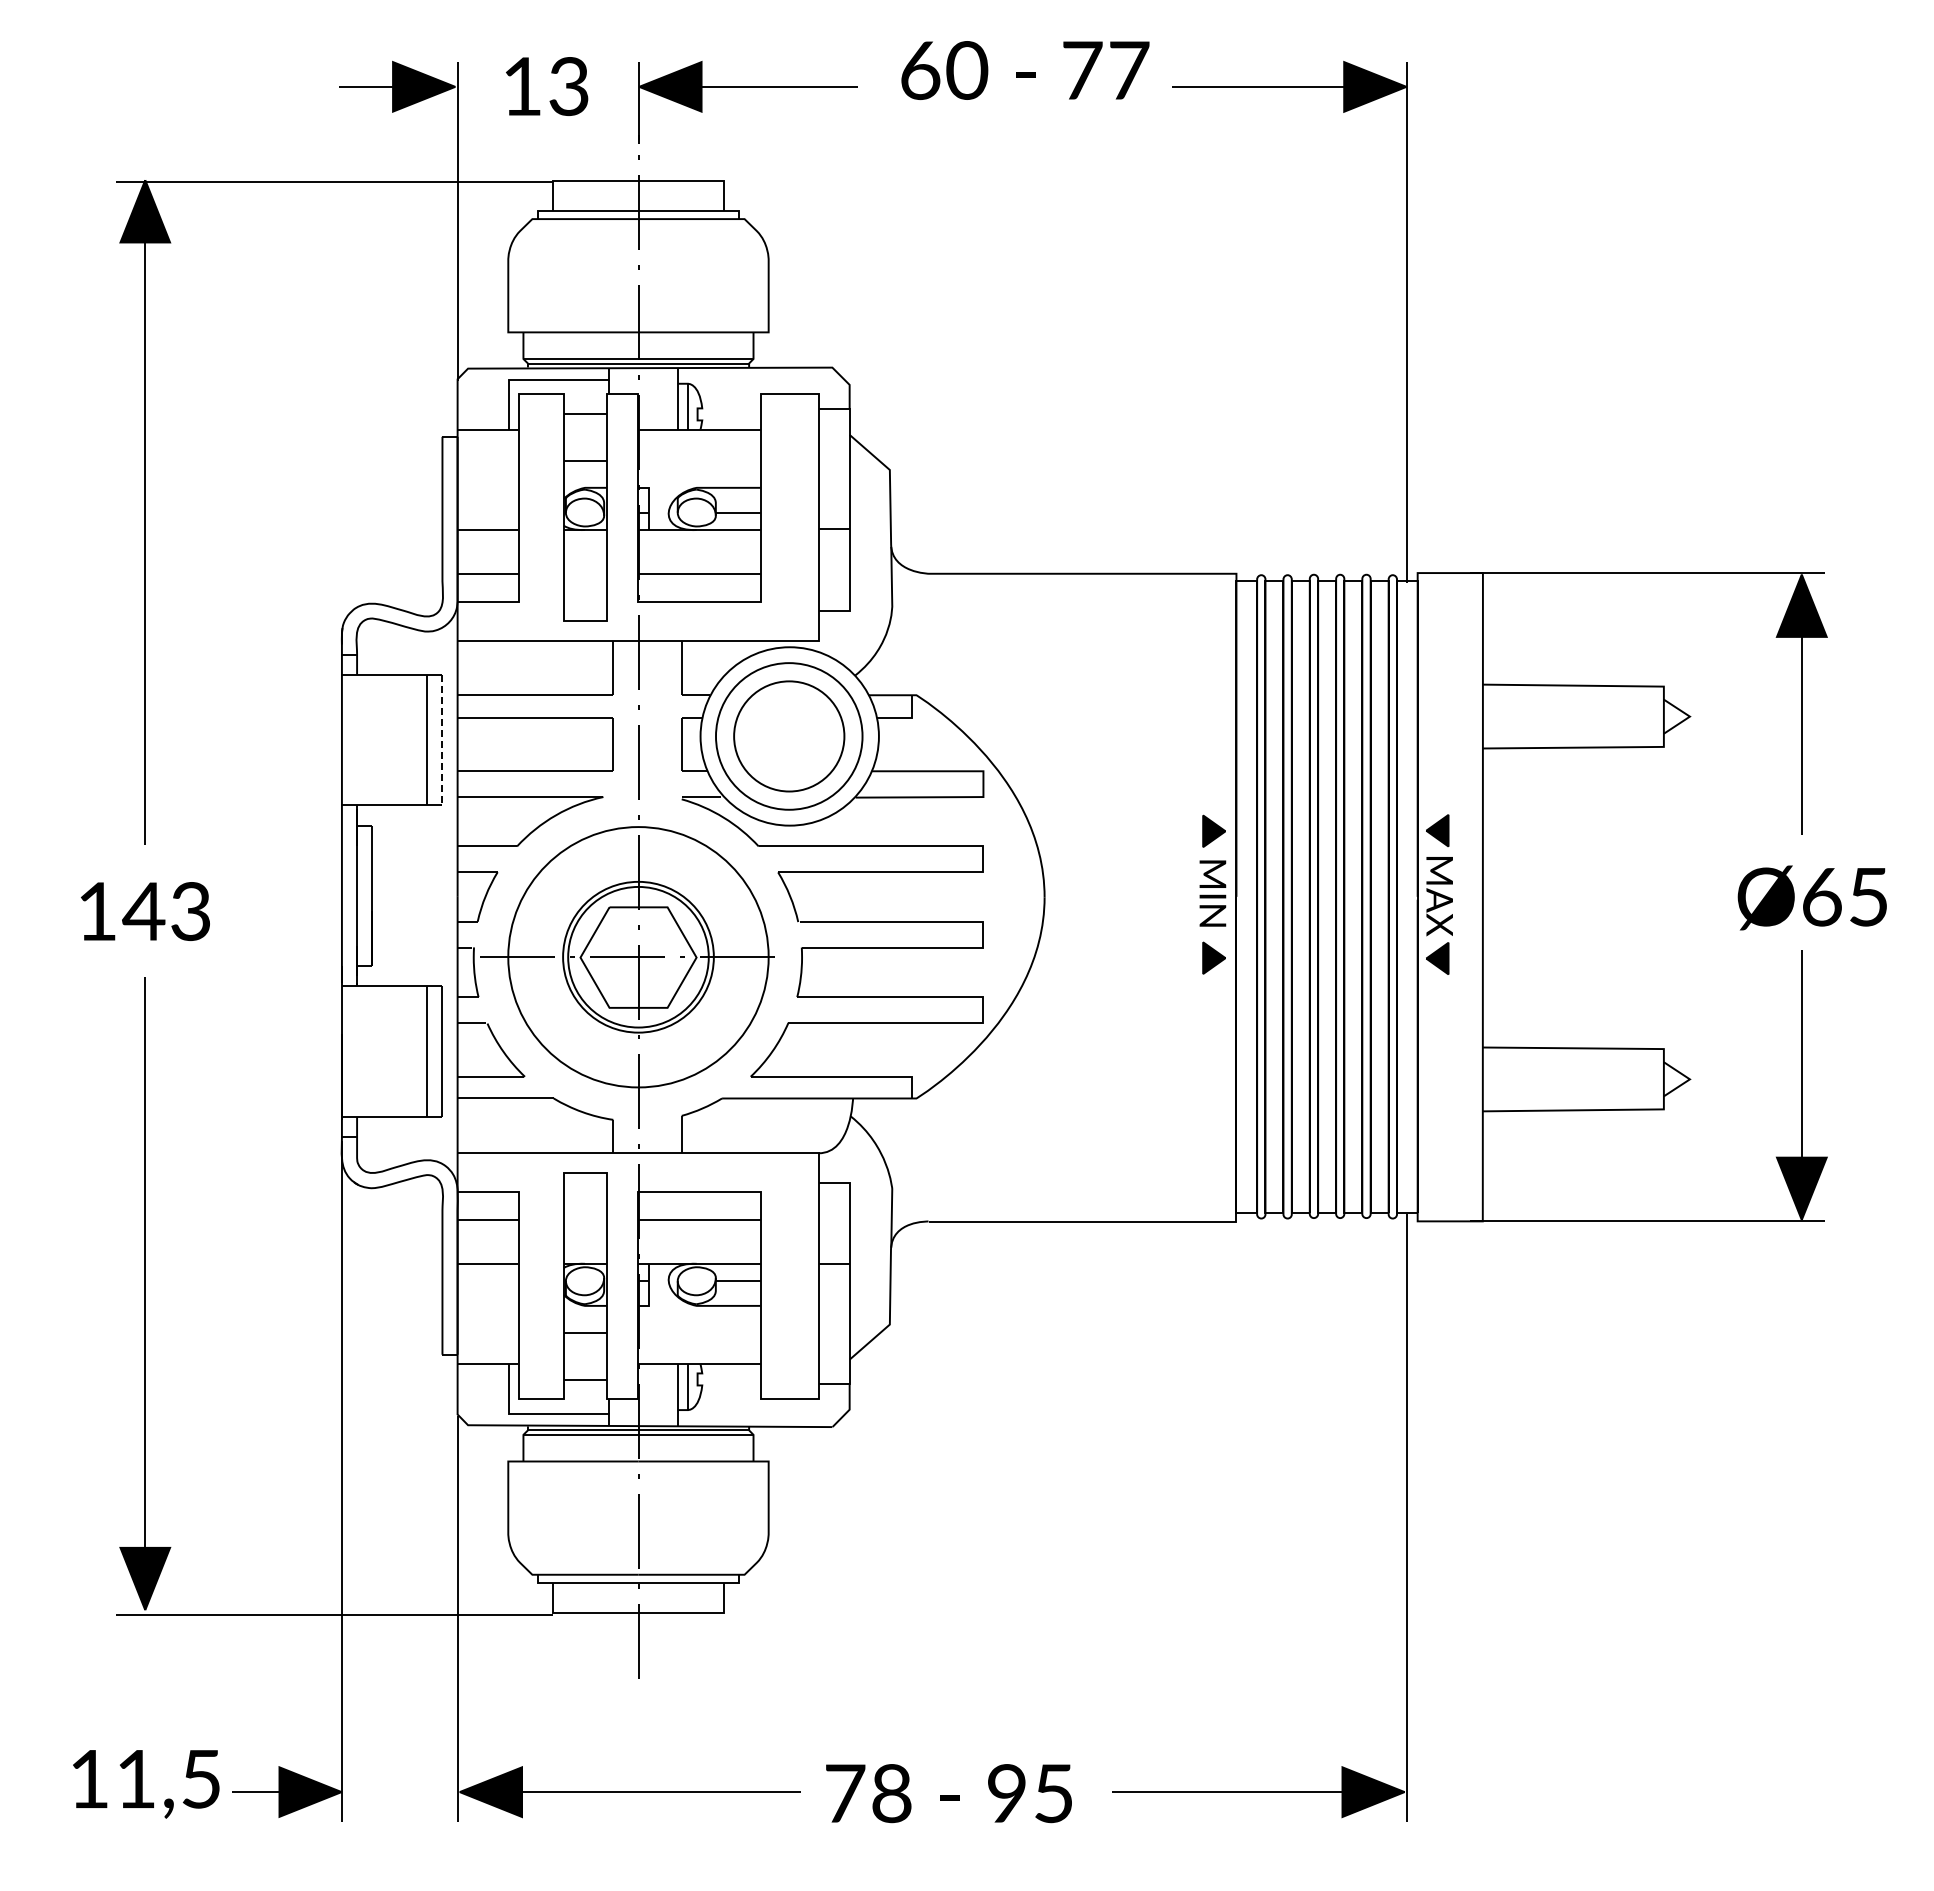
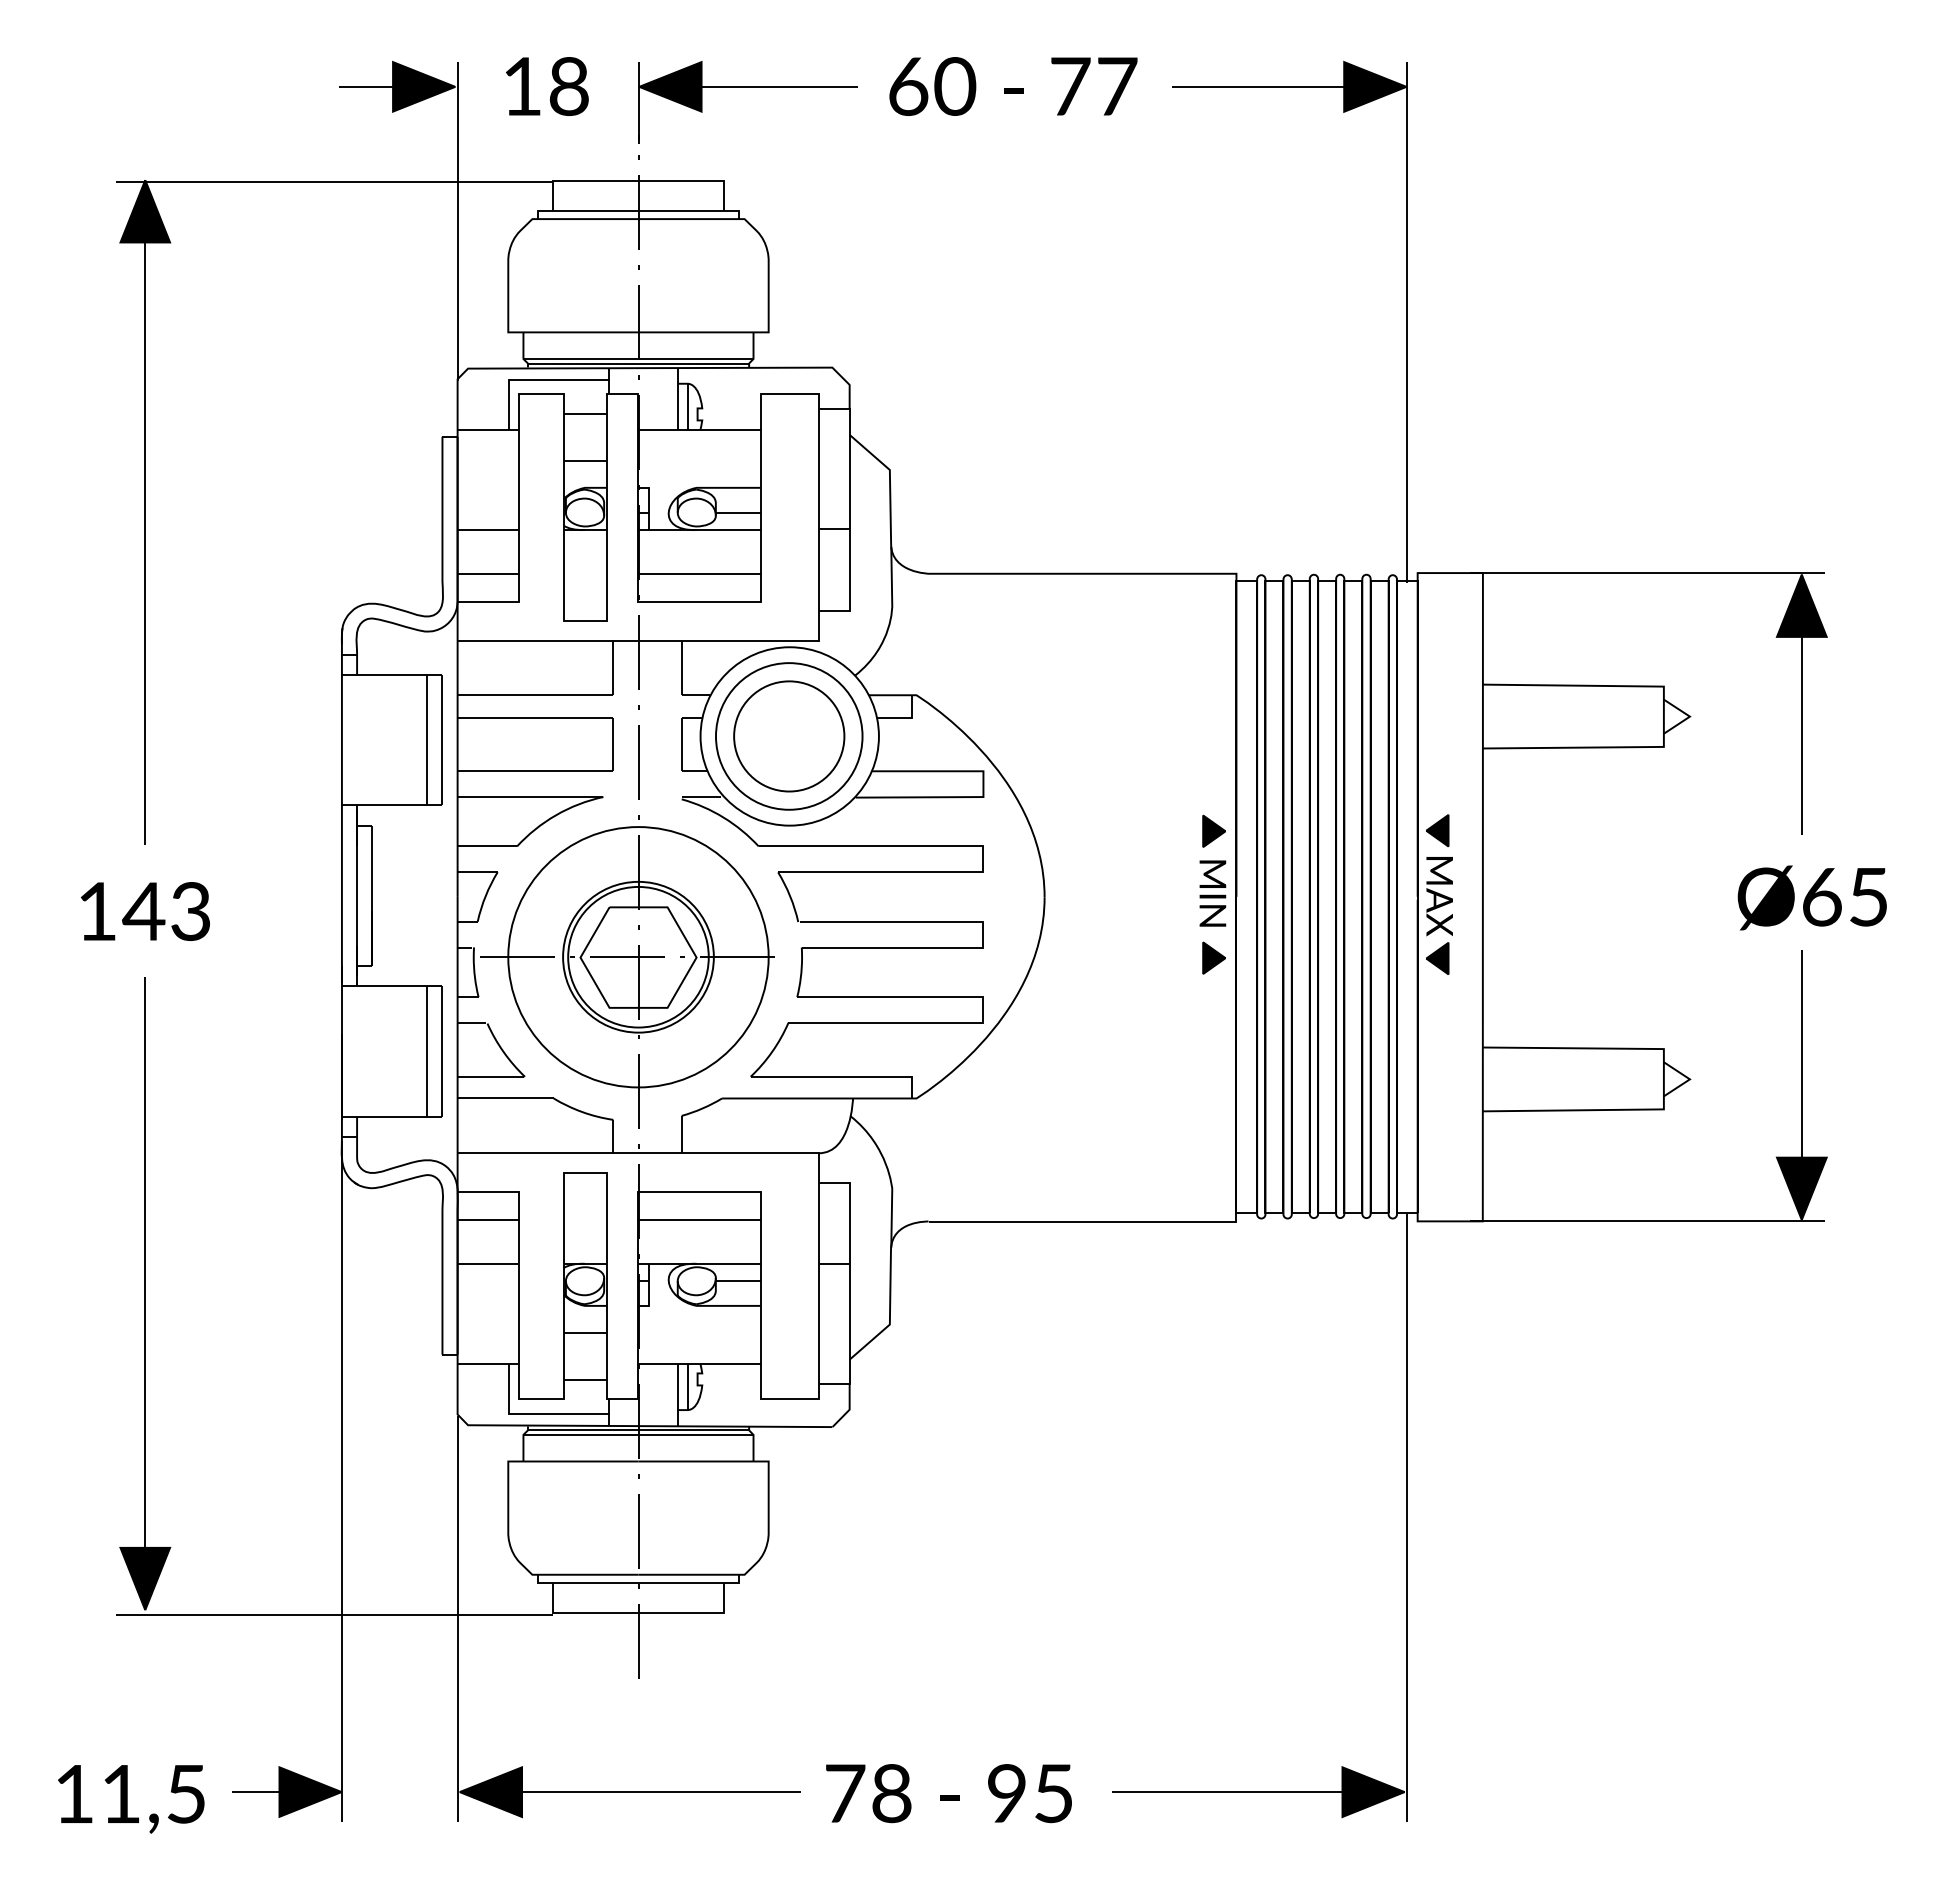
text position: (1025, 70) -> (1013, 86) (1013, 86)
text: 13 -> 18 (568, 86)
line: dashed -> solid (442, 740)
text position: (146, 1784) -> (131, 1799) (131, 1799)
